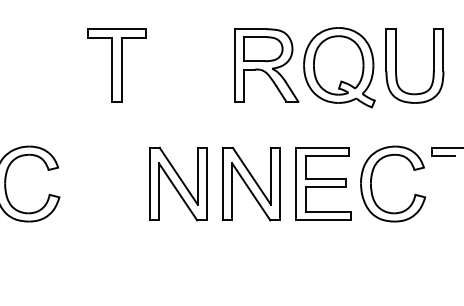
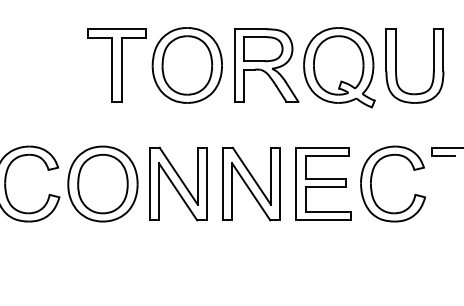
part: none -> present (186, 65)
part: none -> present (102, 183)
